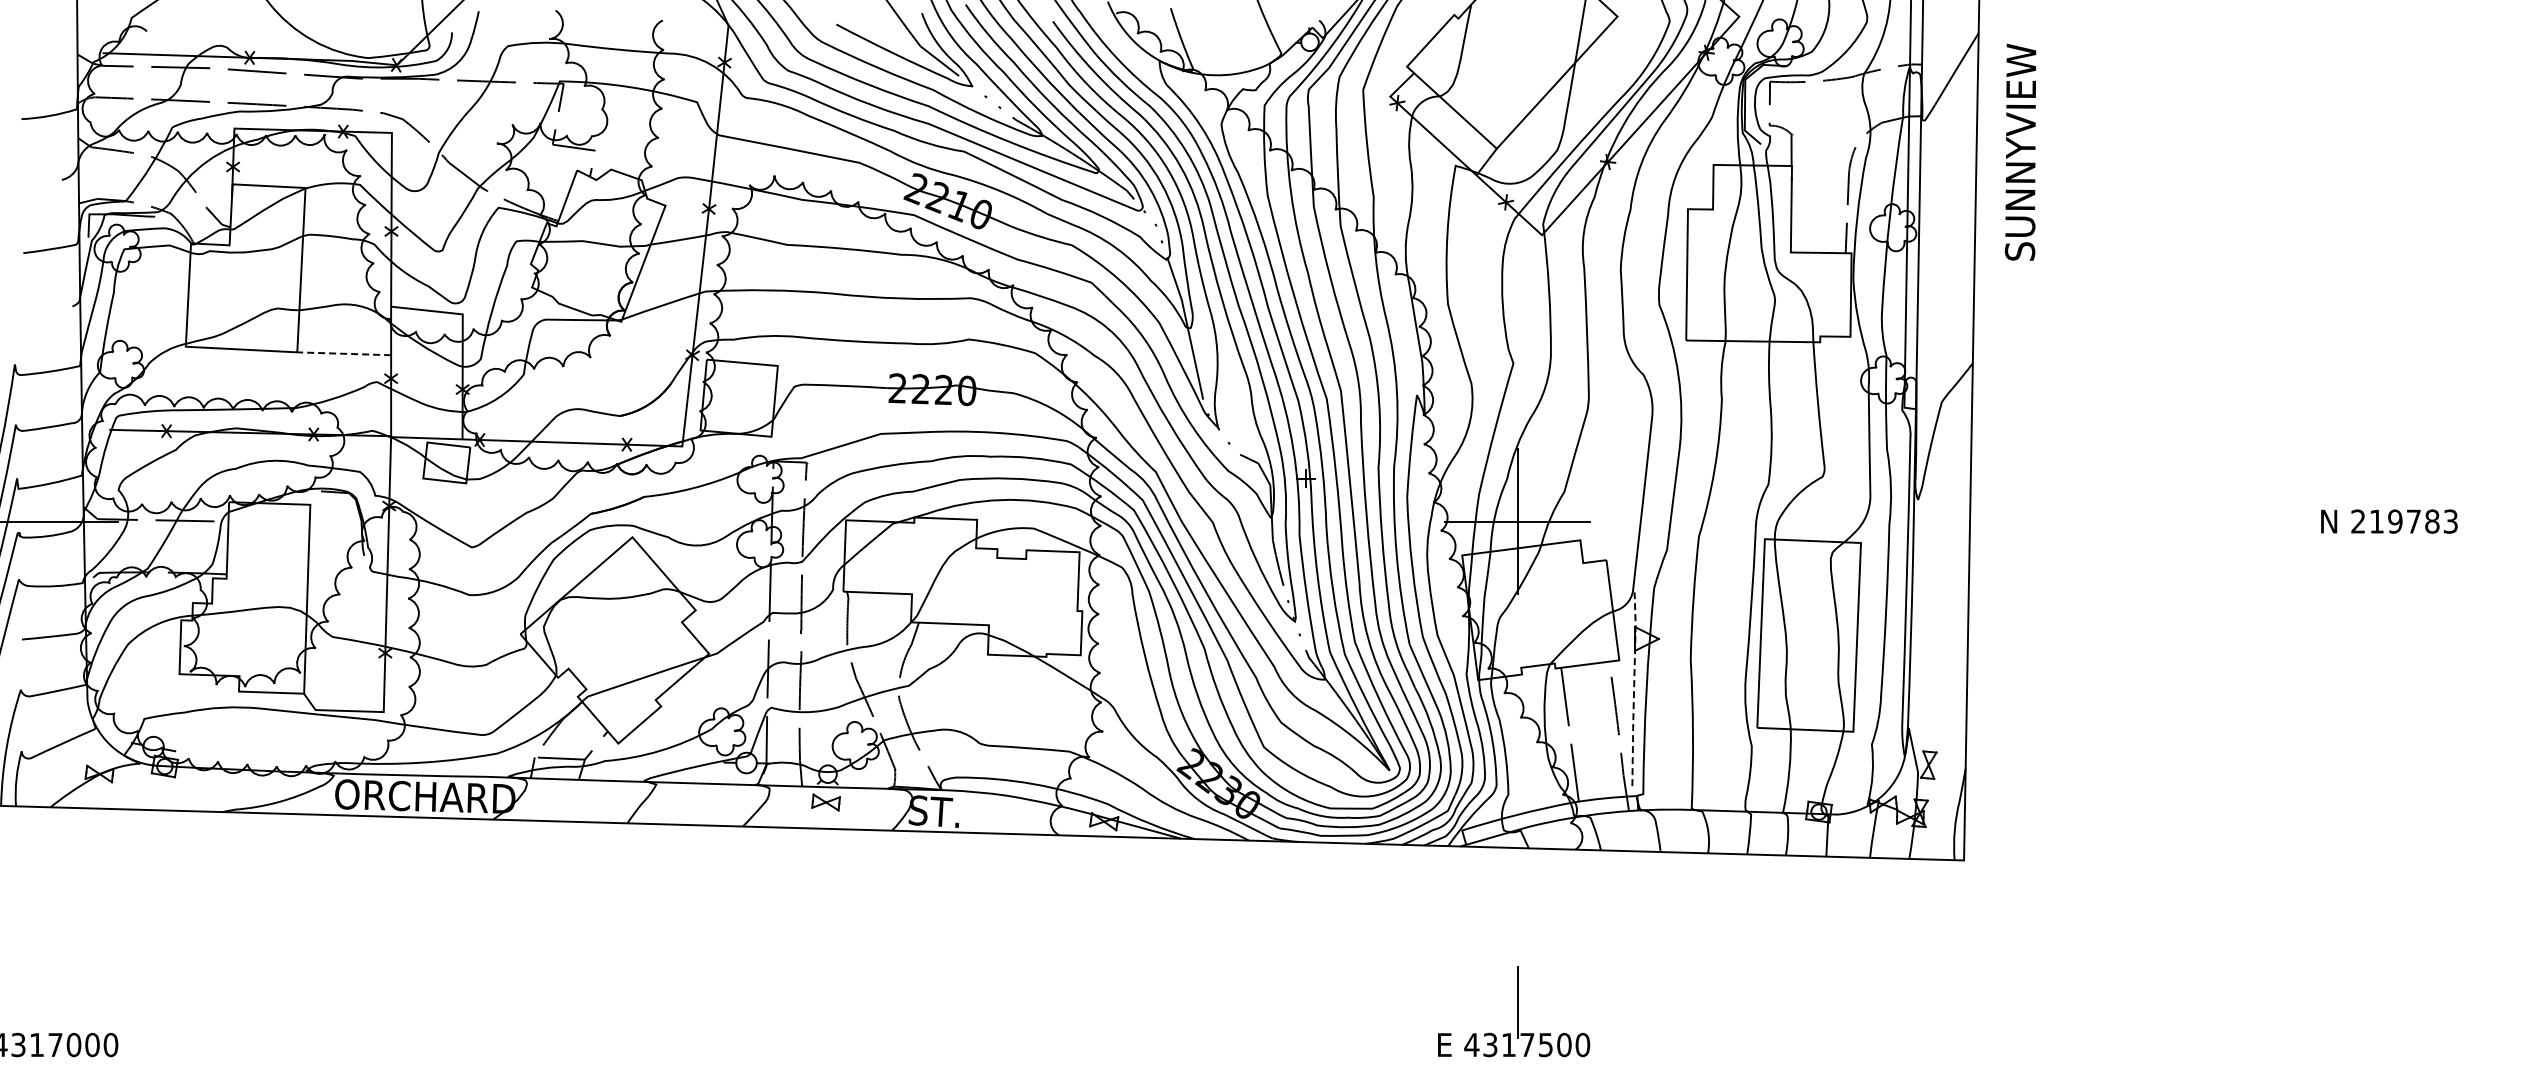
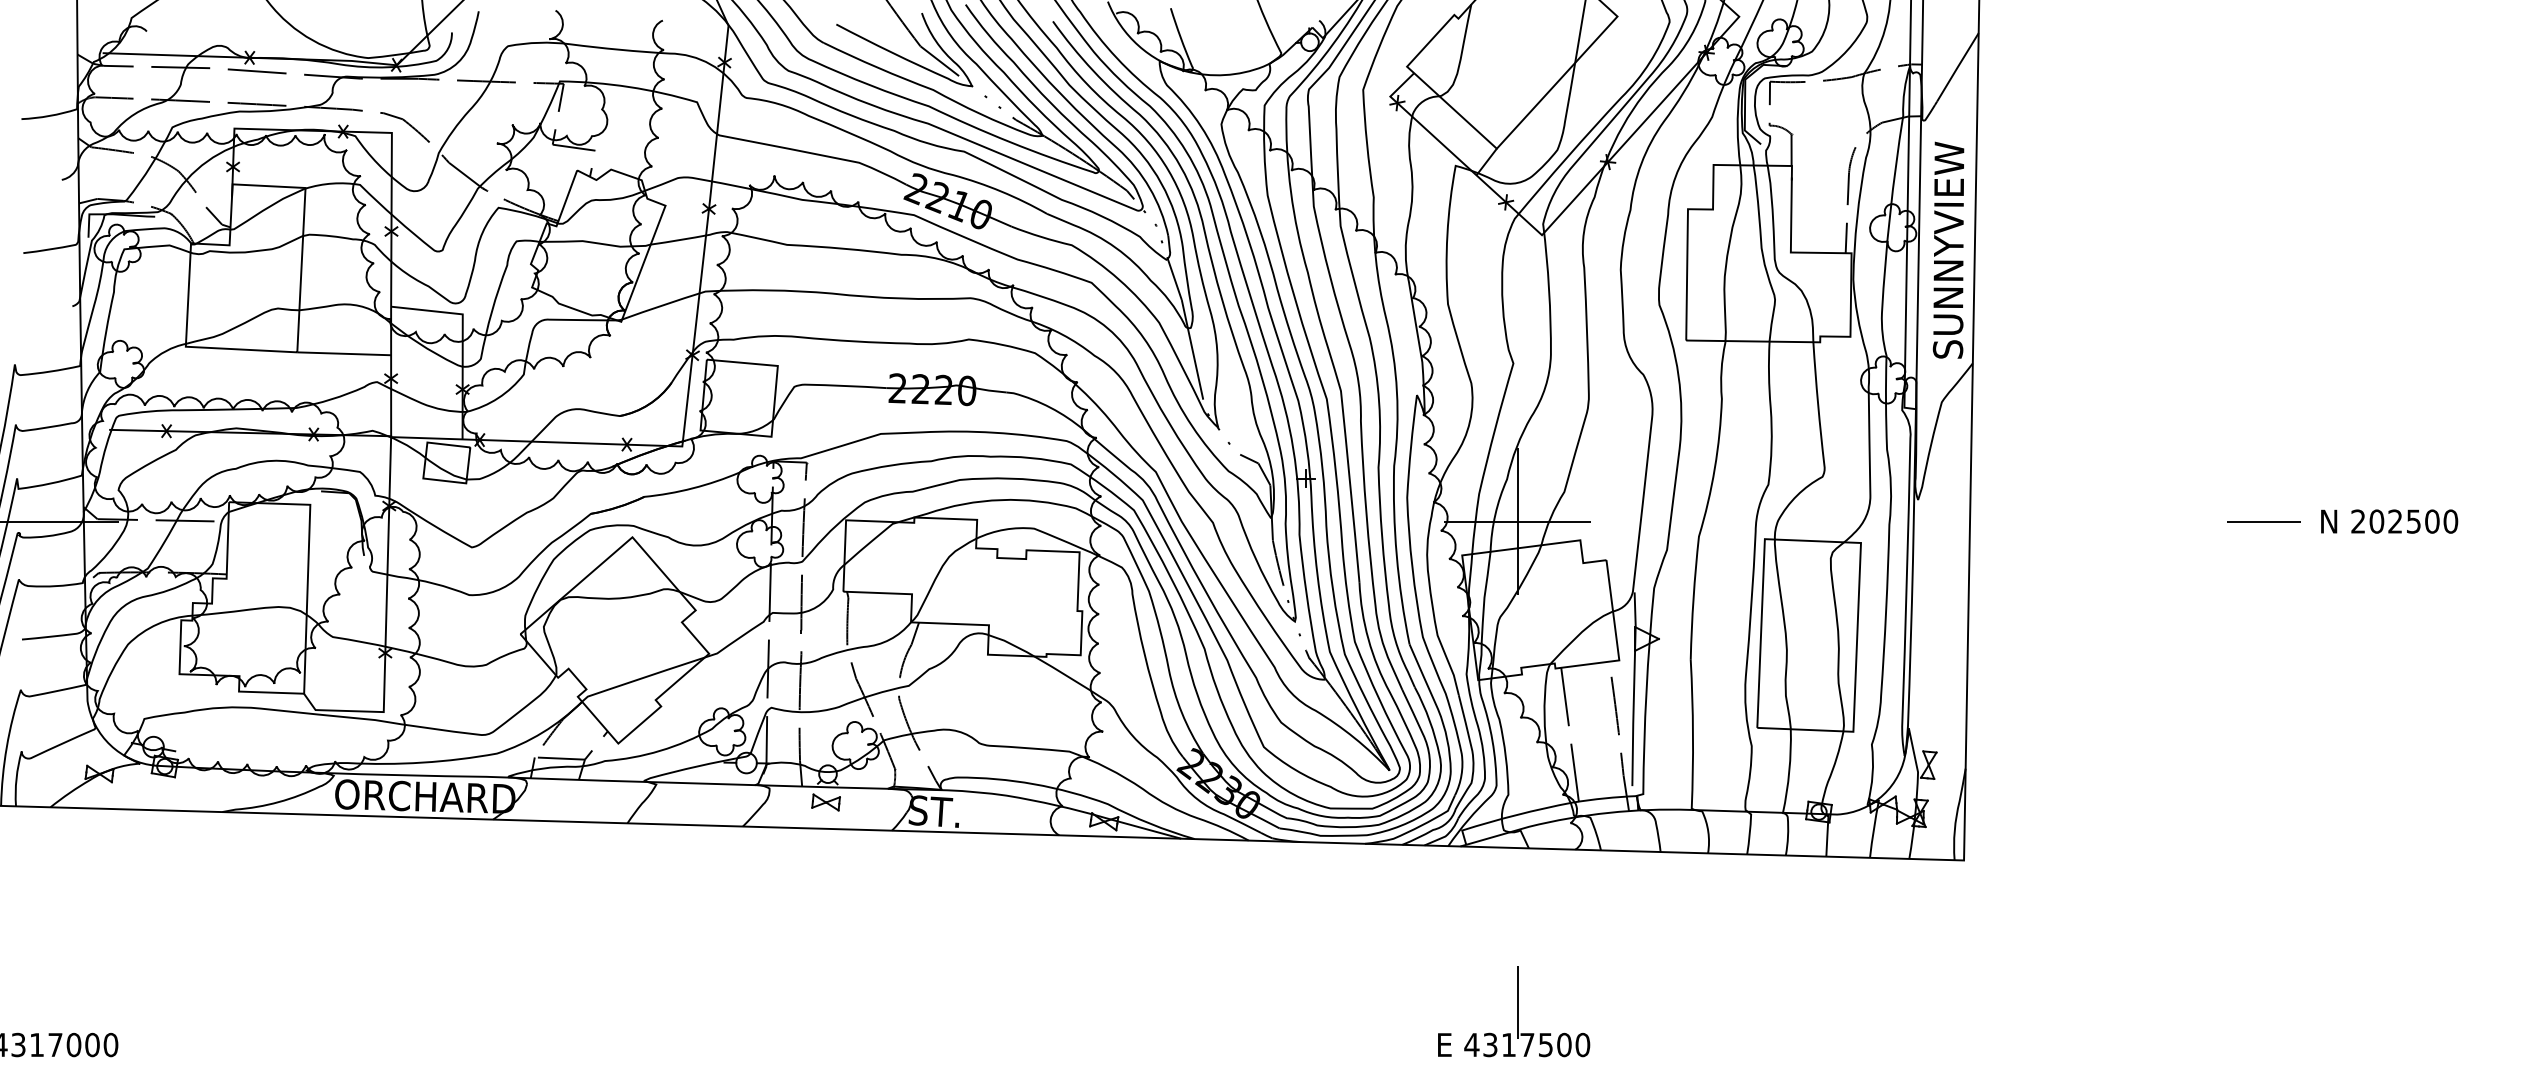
text position: (2020, 151) -> (1948, 249) (1948, 249)
line: dashed -> solid (344, 353)
line: none -> present (2263, 521)
text: 219783 -> 202500 (2413, 521)
line: dashed -> solid (1634, 688)
